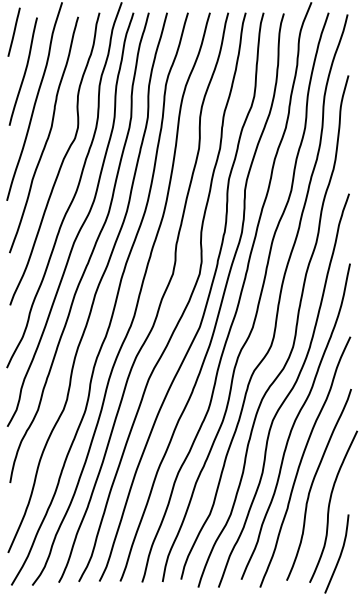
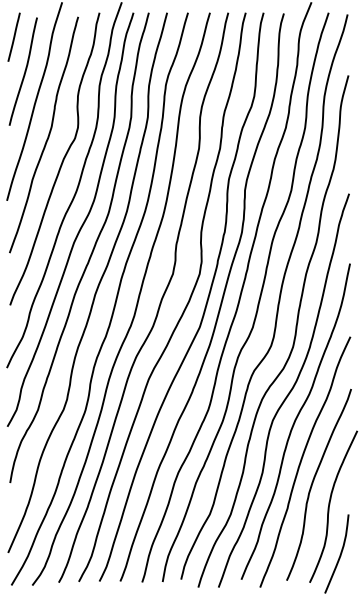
line position: (13, 31) -> (13, 36) (13, 36)
